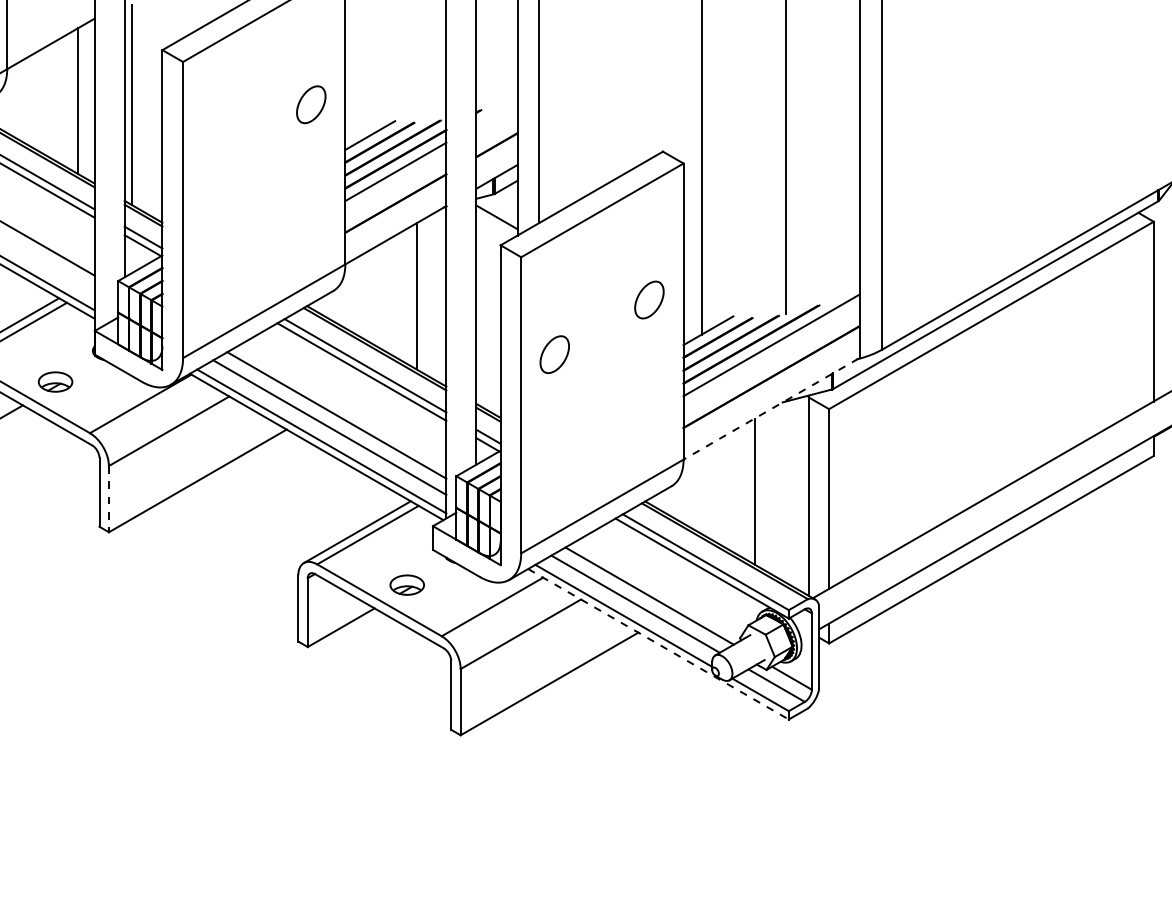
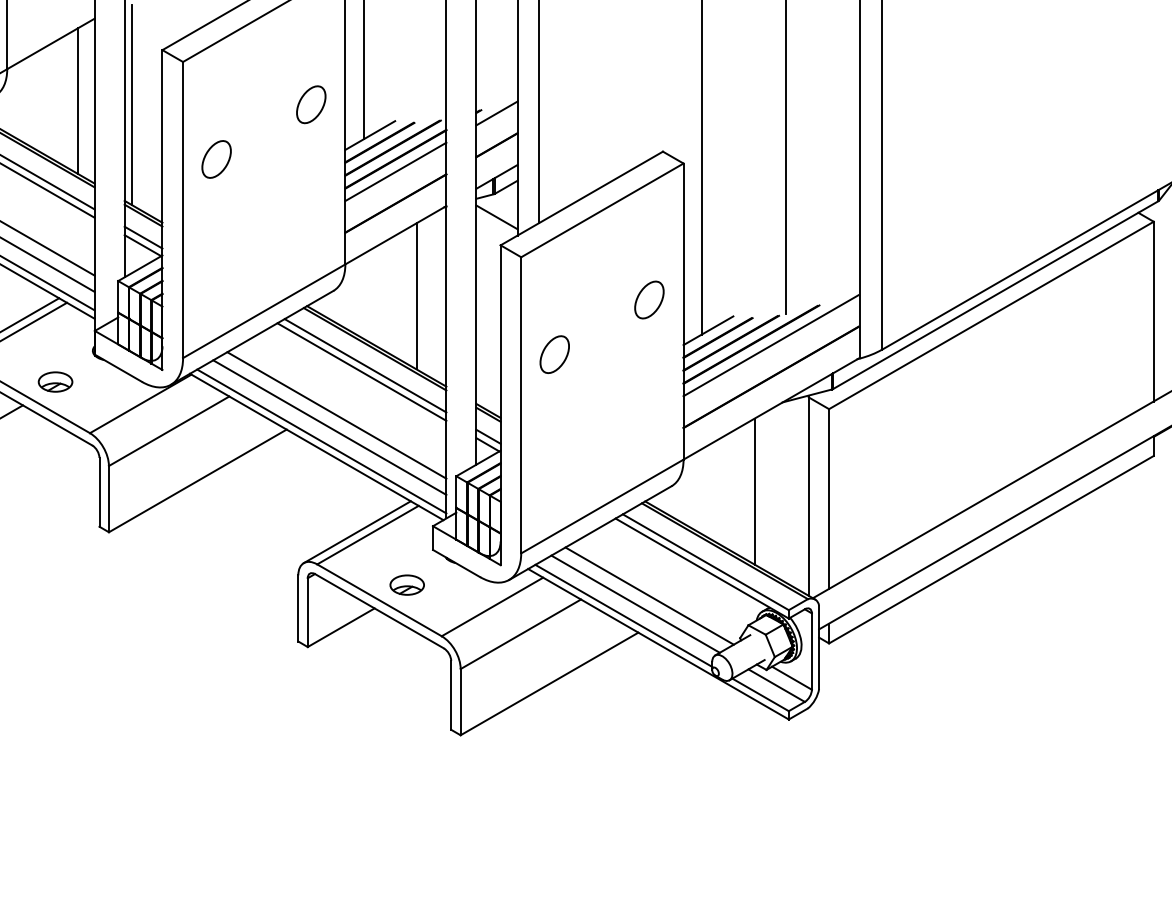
line: none -> present (363, 70)
line: none -> present (496, 113)
part: none -> present (216, 159)
line: none -> present (48, 264)
line: dashed -> solid (770, 409)
line: dashed -> solid (108, 499)
line: dashed -> solid (658, 644)
